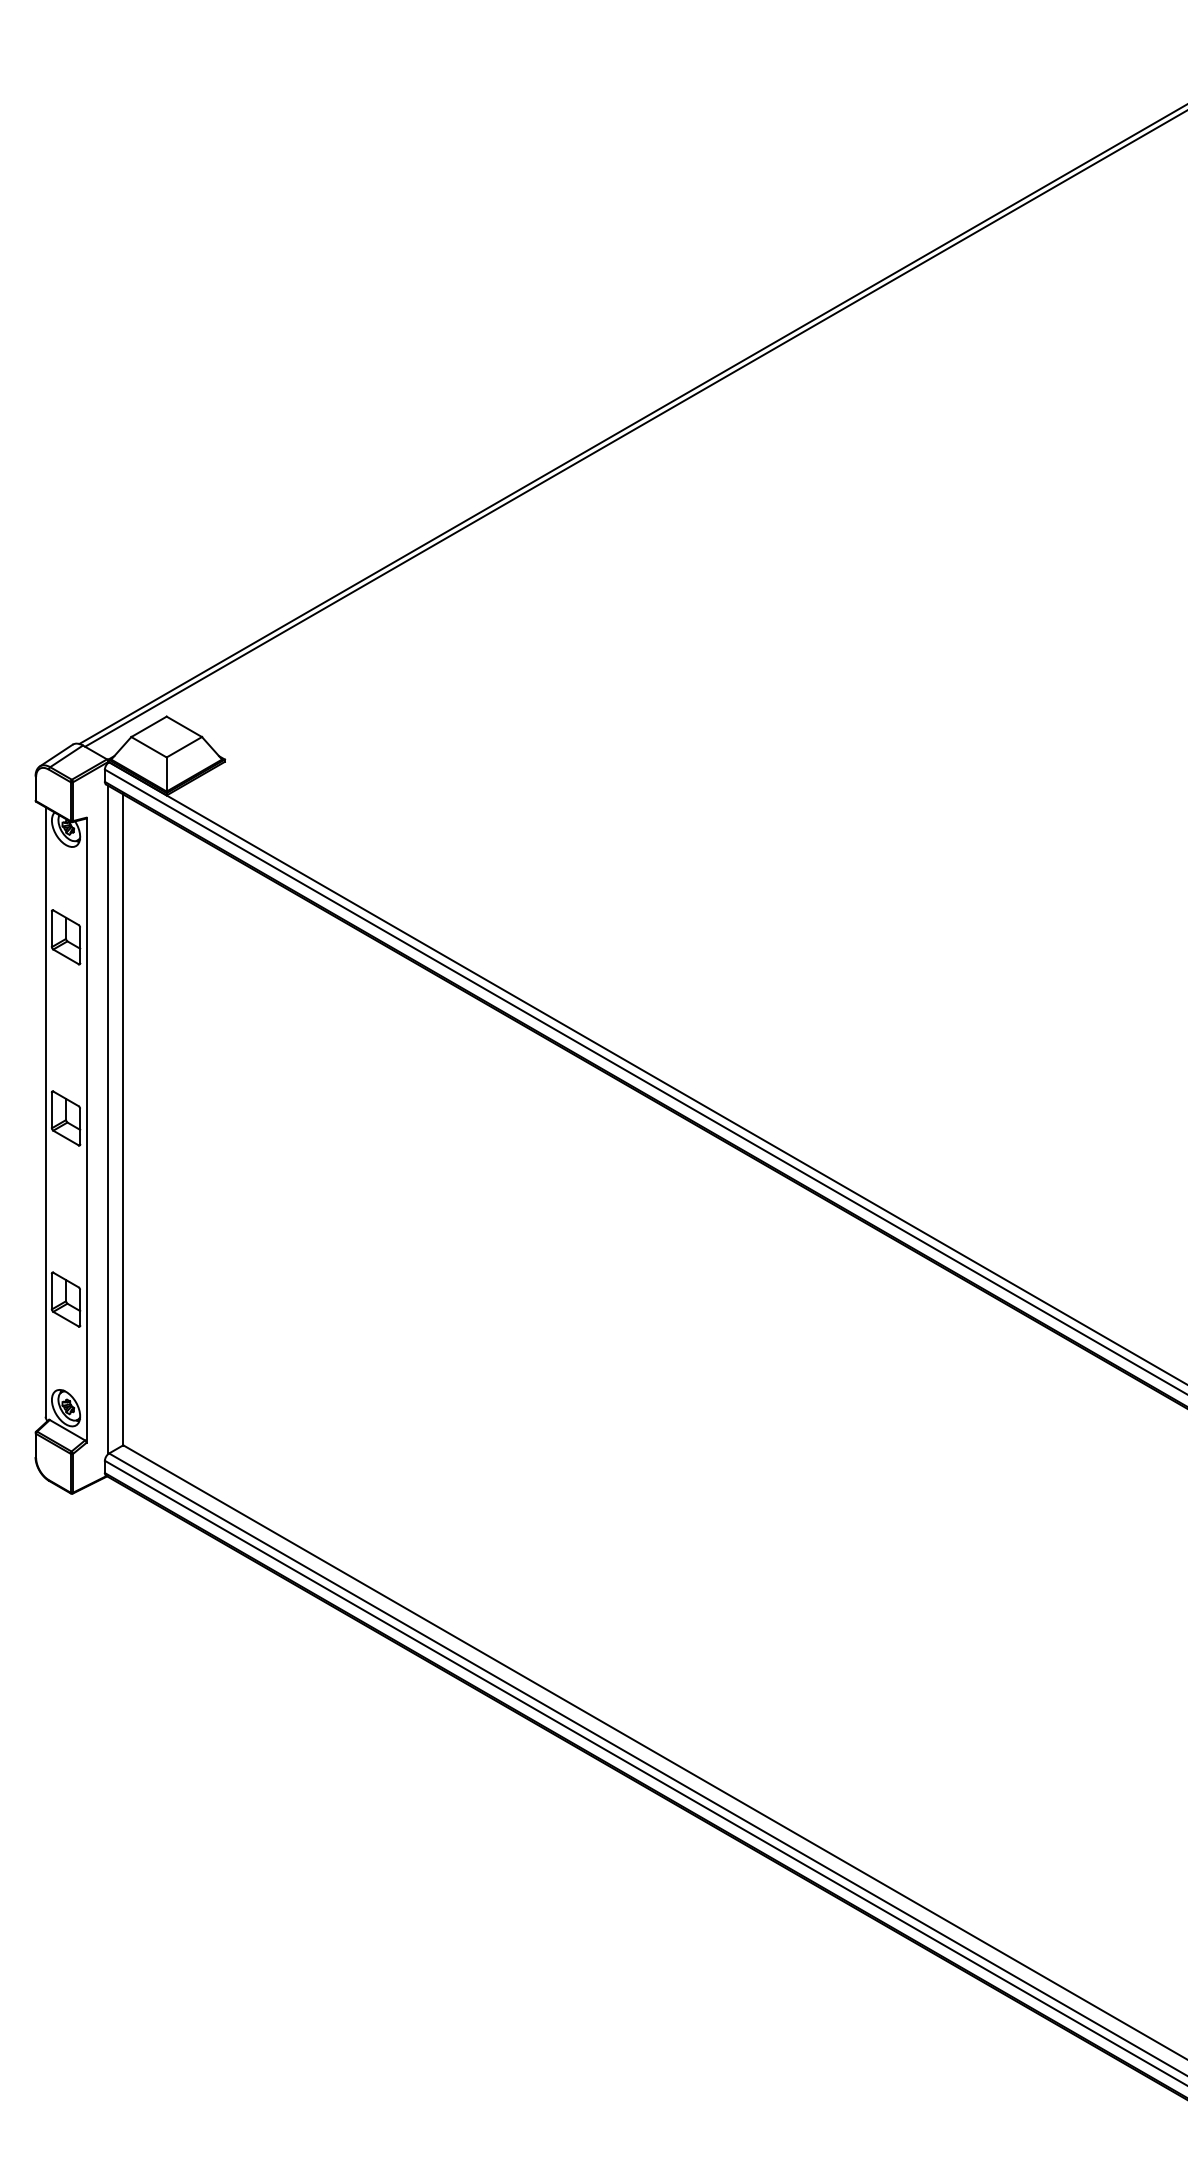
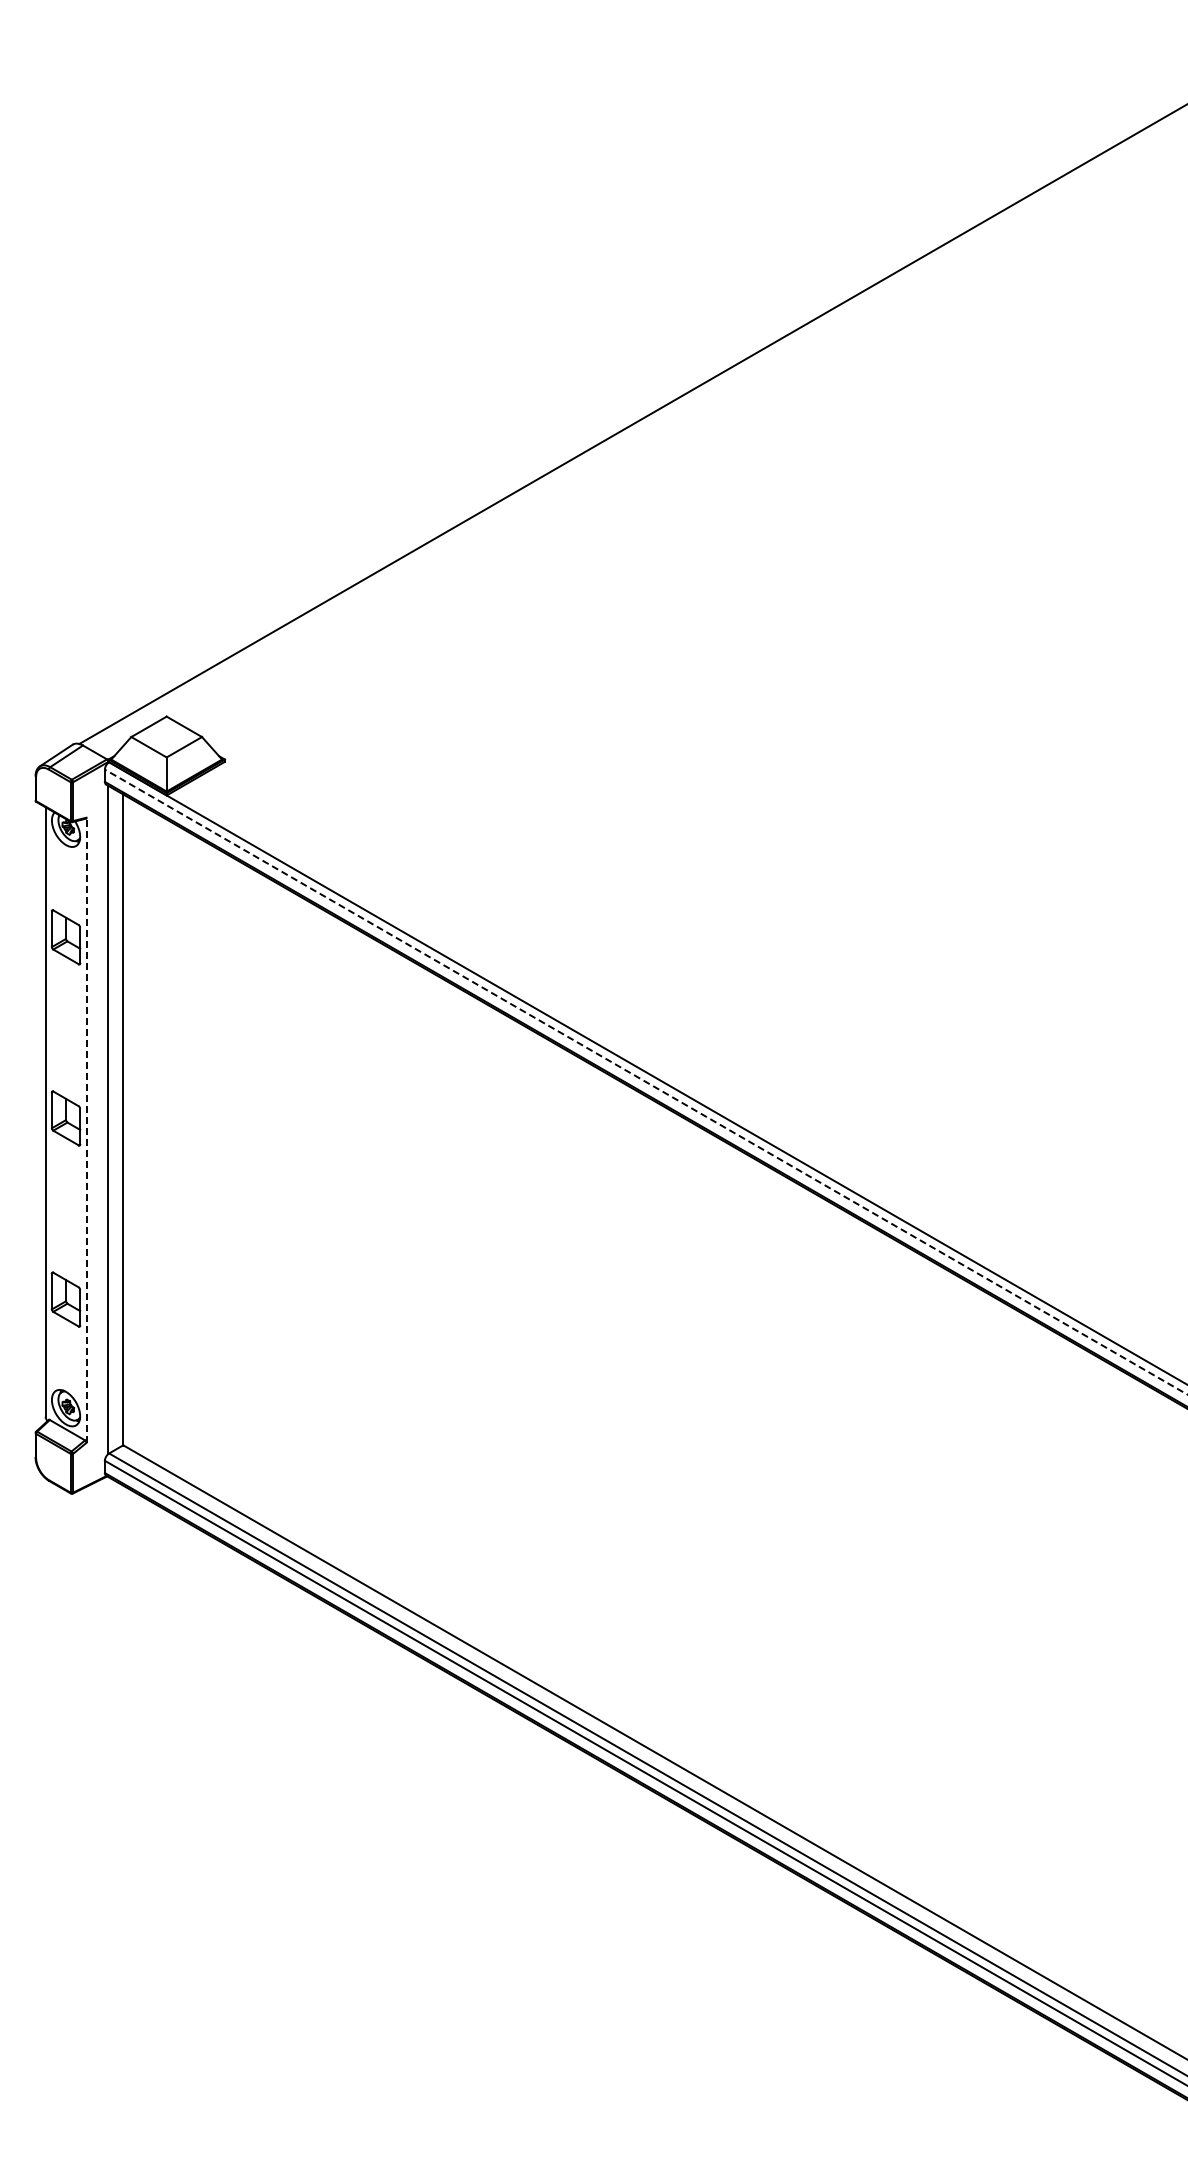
line: present -> none (634, 428)
line: solid -> dashed (645, 1081)
line: solid -> dashed (86, 1130)
